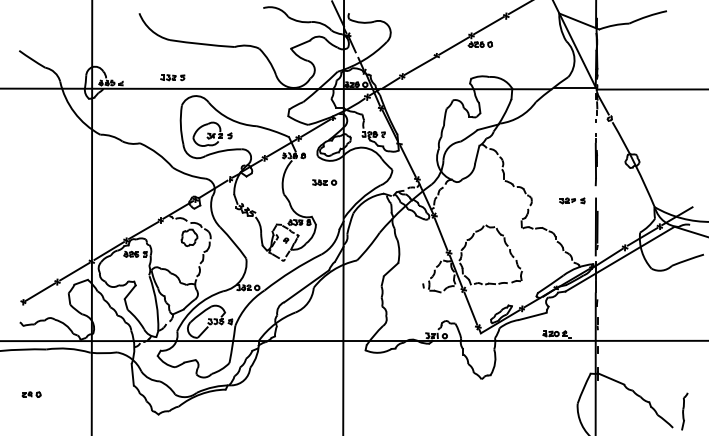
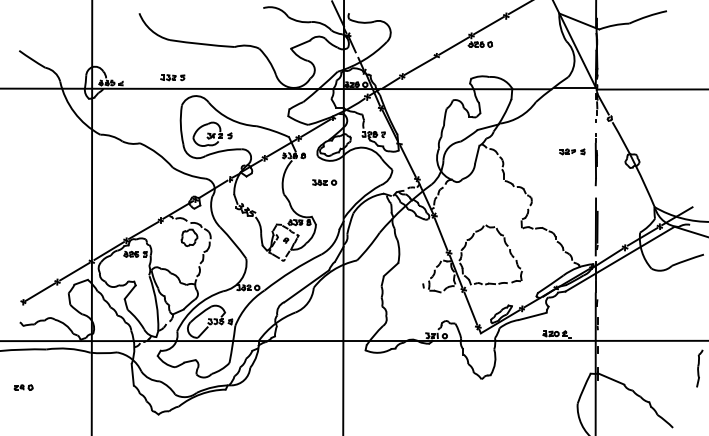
part position: (572, 200) -> (572, 151) (572, 151)
part position: (31, 394) -> (23, 387) (23, 387)
part position: (684, 411) -> (699, 368) (699, 368)
